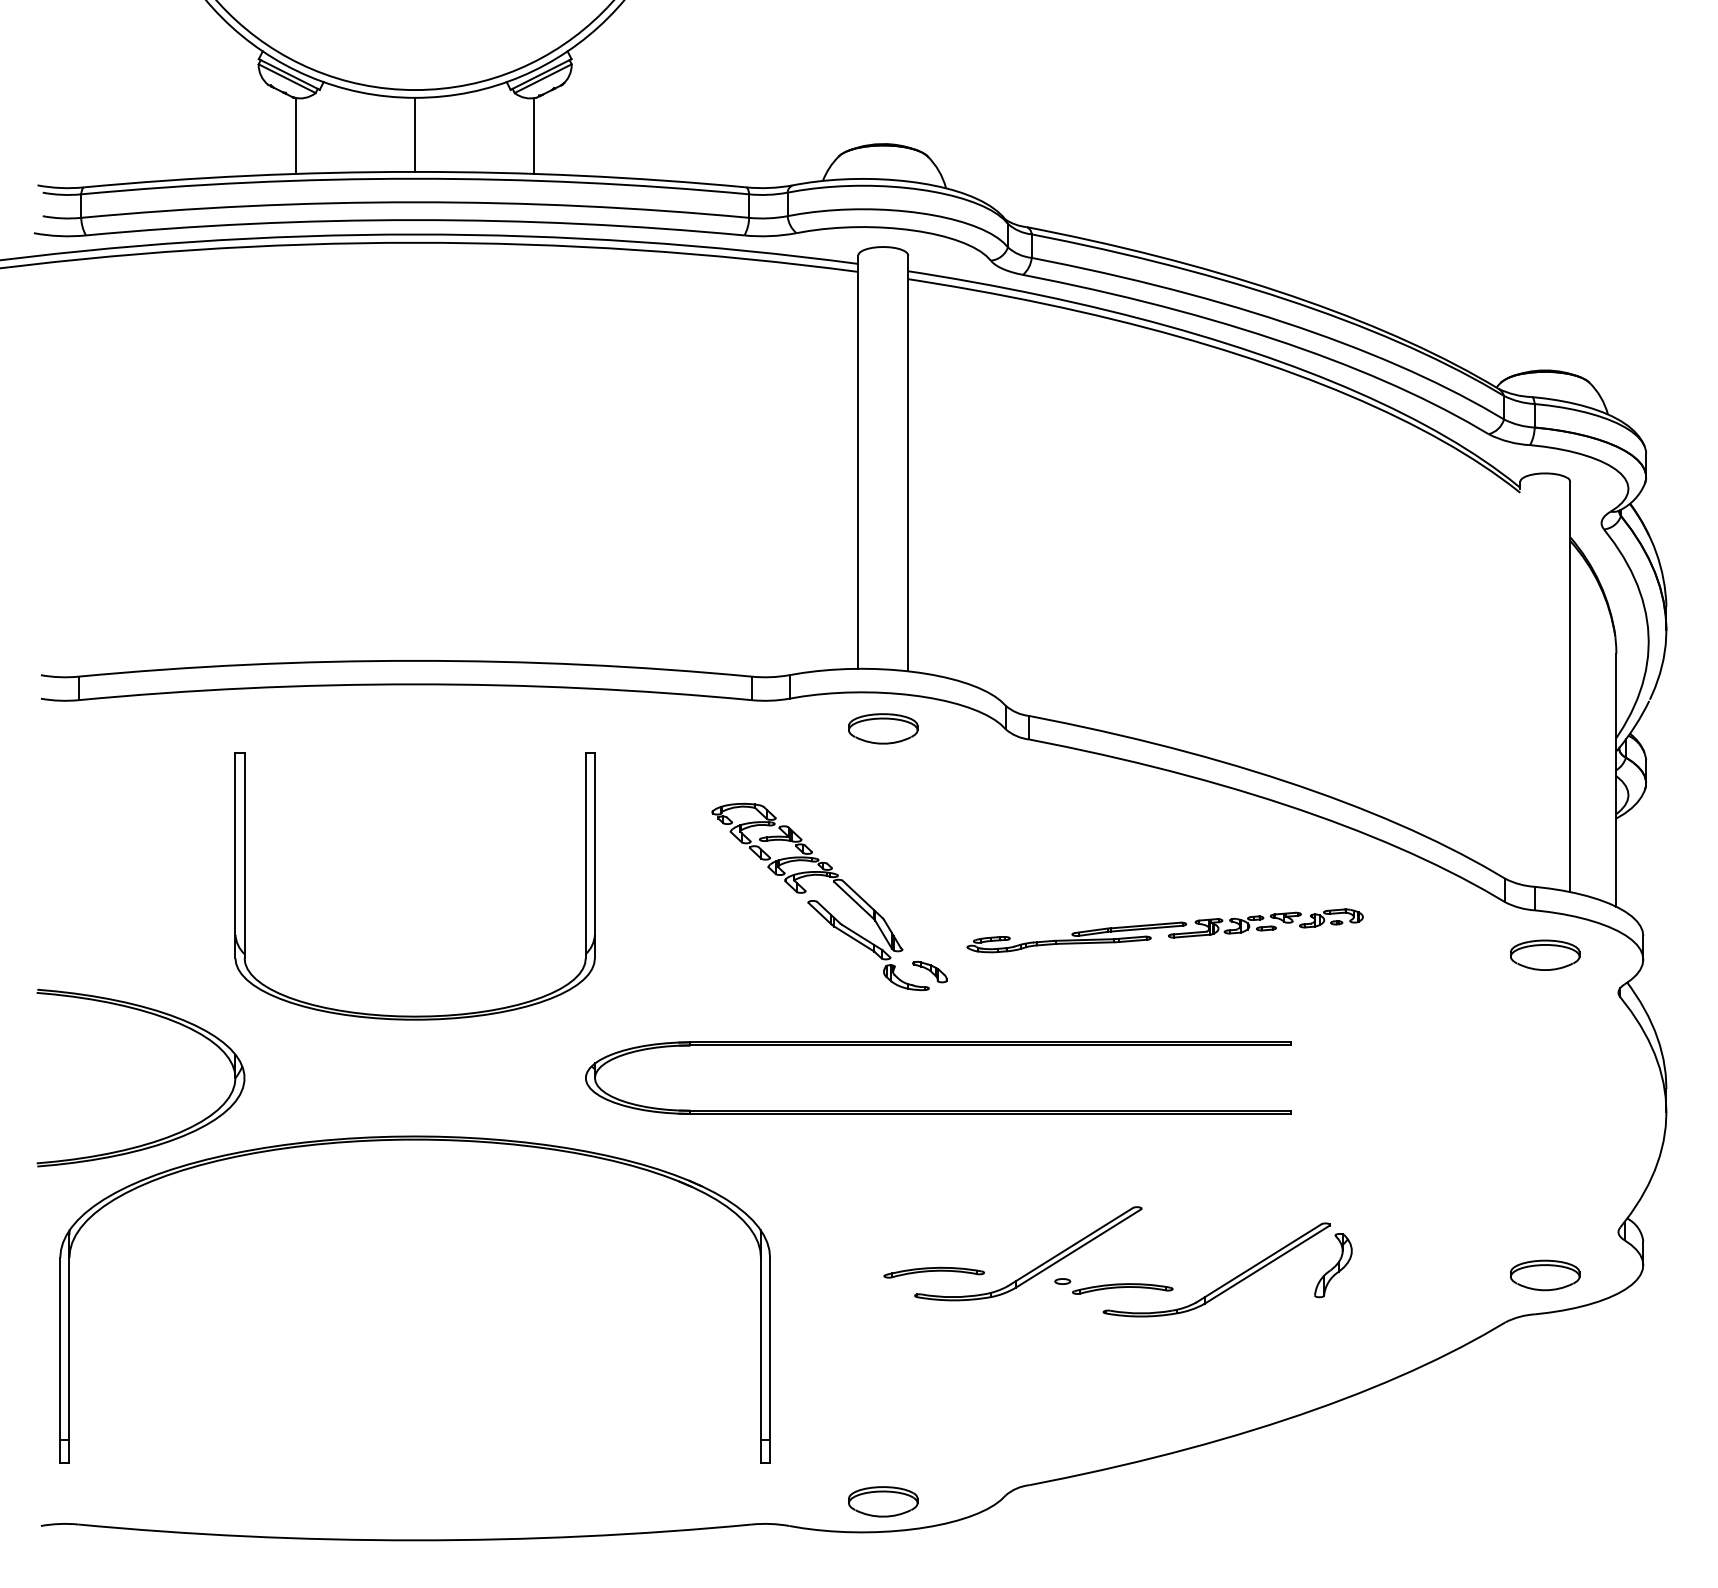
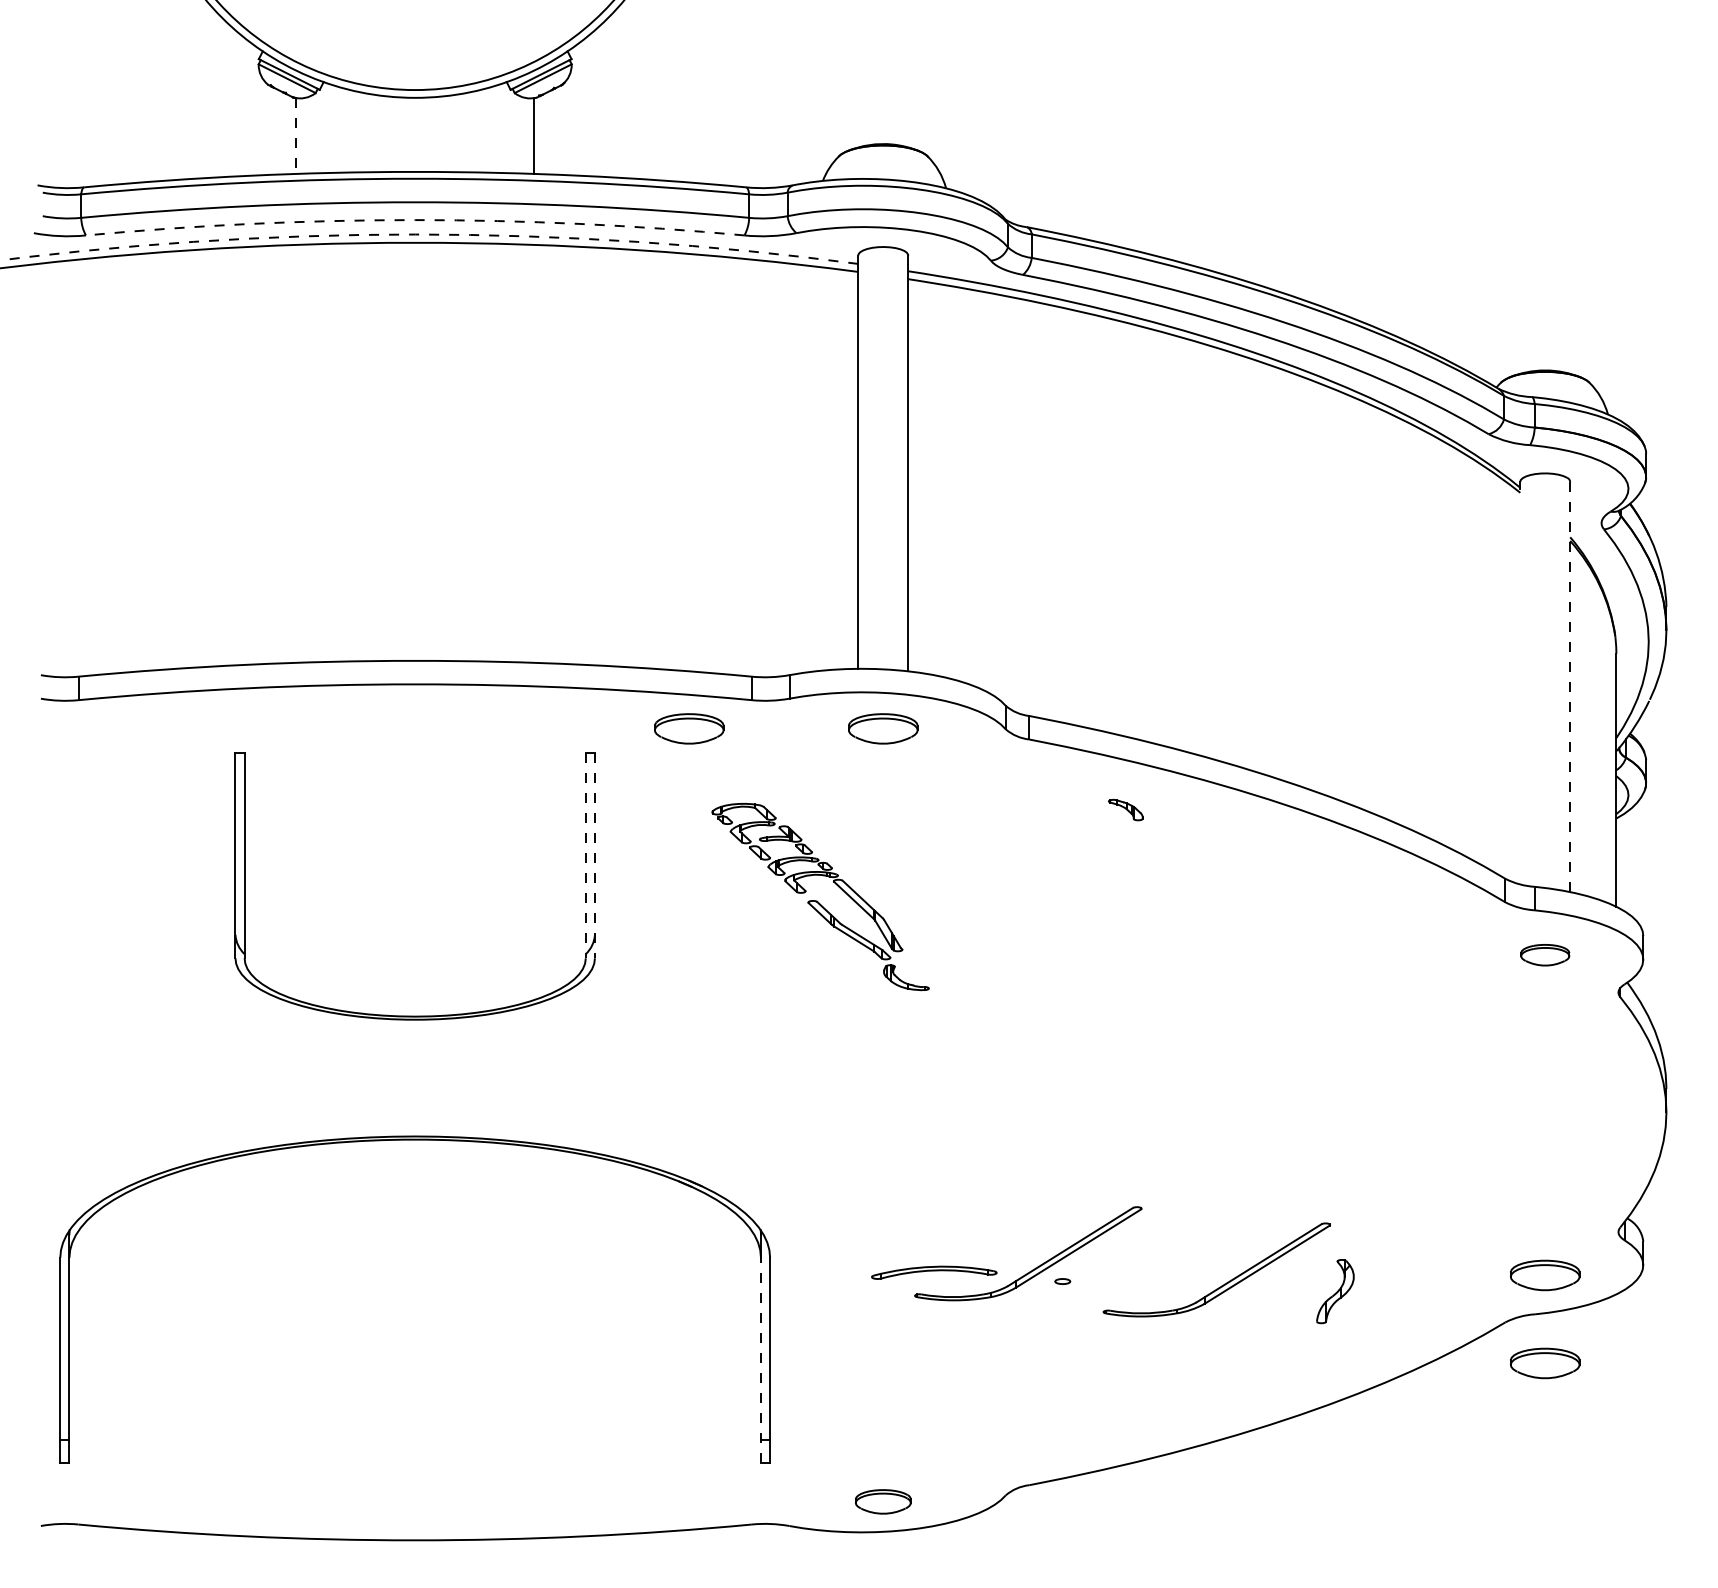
line: present -> none (415, 134)
line: solid -> dashed (296, 136)
arc: solid -> dashed (415, 220)
arc: solid -> dashed (429, 234)
line: solid -> dashed (1570, 686)
part: none -> present (689, 728)
line: solid -> dashed (585, 855)
line: solid -> dashed (594, 855)
part: present -> none (1164, 930)
part size: 71x32 px -> 51x23 px (1545, 955)
part position: (929, 971) -> (1125, 809) (1125, 809)
part: present -> none (160, 1017)
part: present -> none (938, 1045)
part position: (1333, 1265) -> (1335, 1291) (1335, 1291)
part size: 102x13 px -> 127x15 px (934, 1272)
part: present -> none (1122, 1288)
line: solid -> dashed (760, 1360)
part: none -> present (1545, 1363)
part size: 71x32 px -> 57x26 px (883, 1501)
